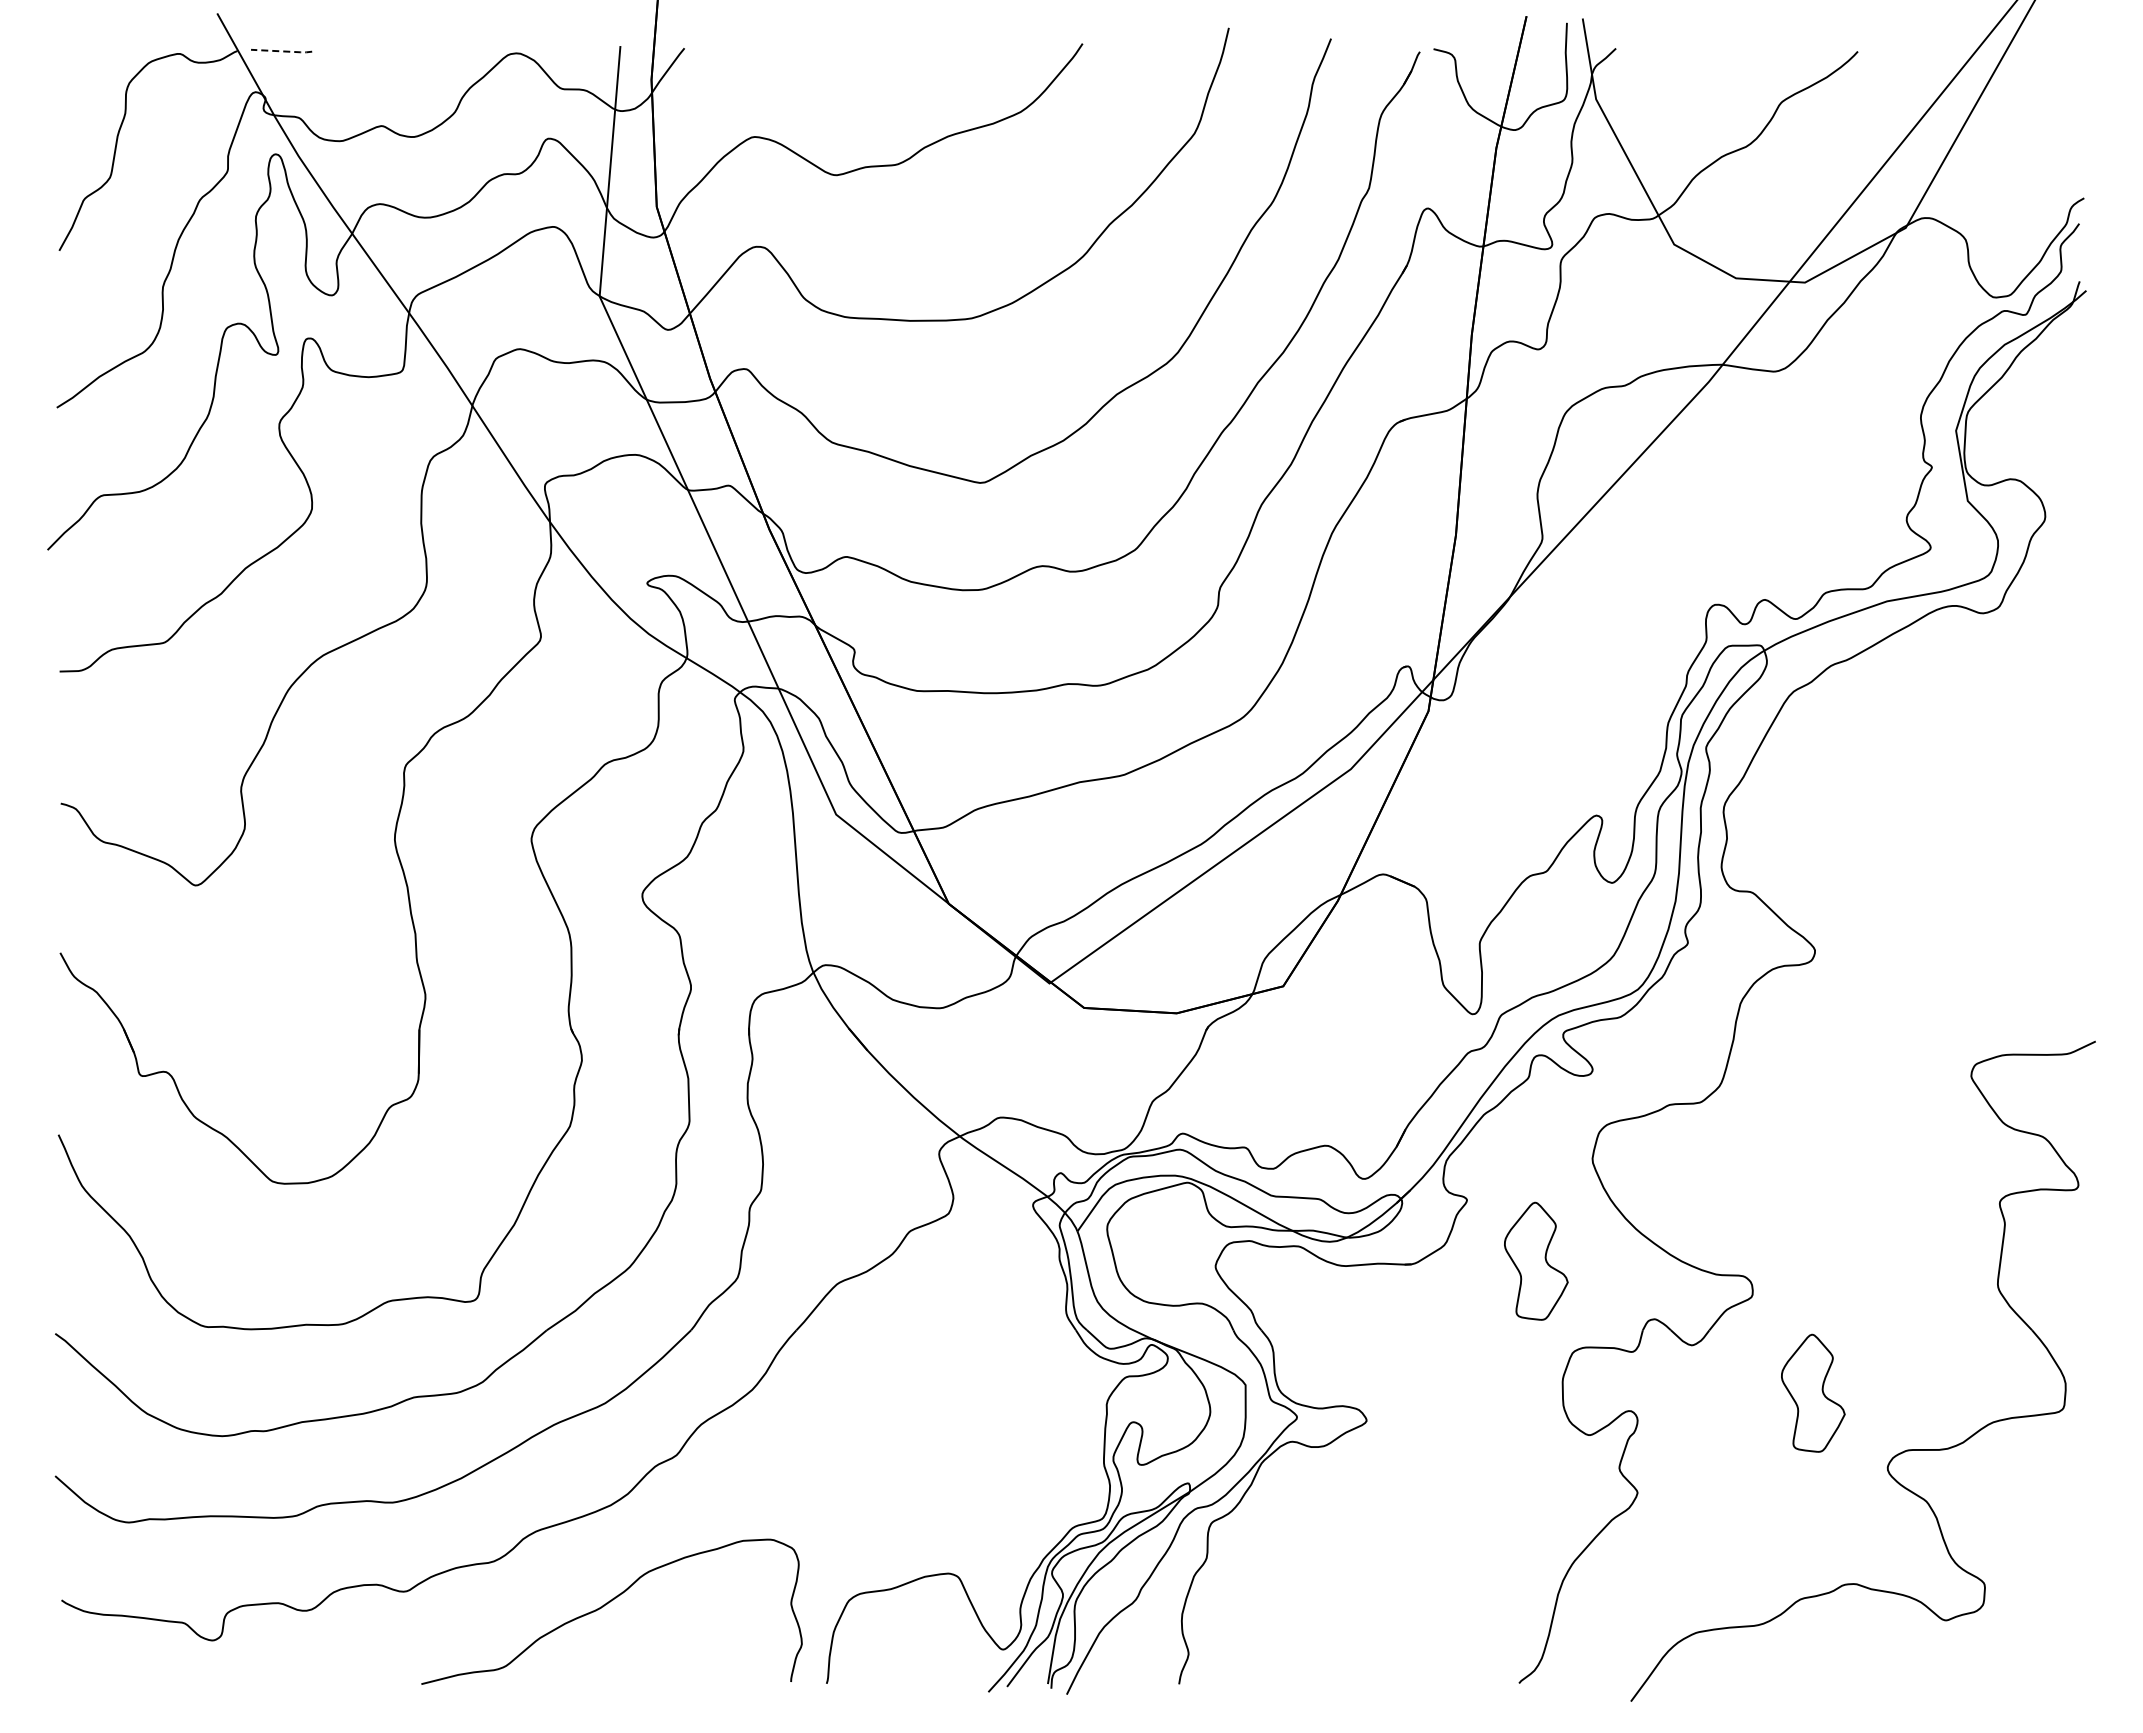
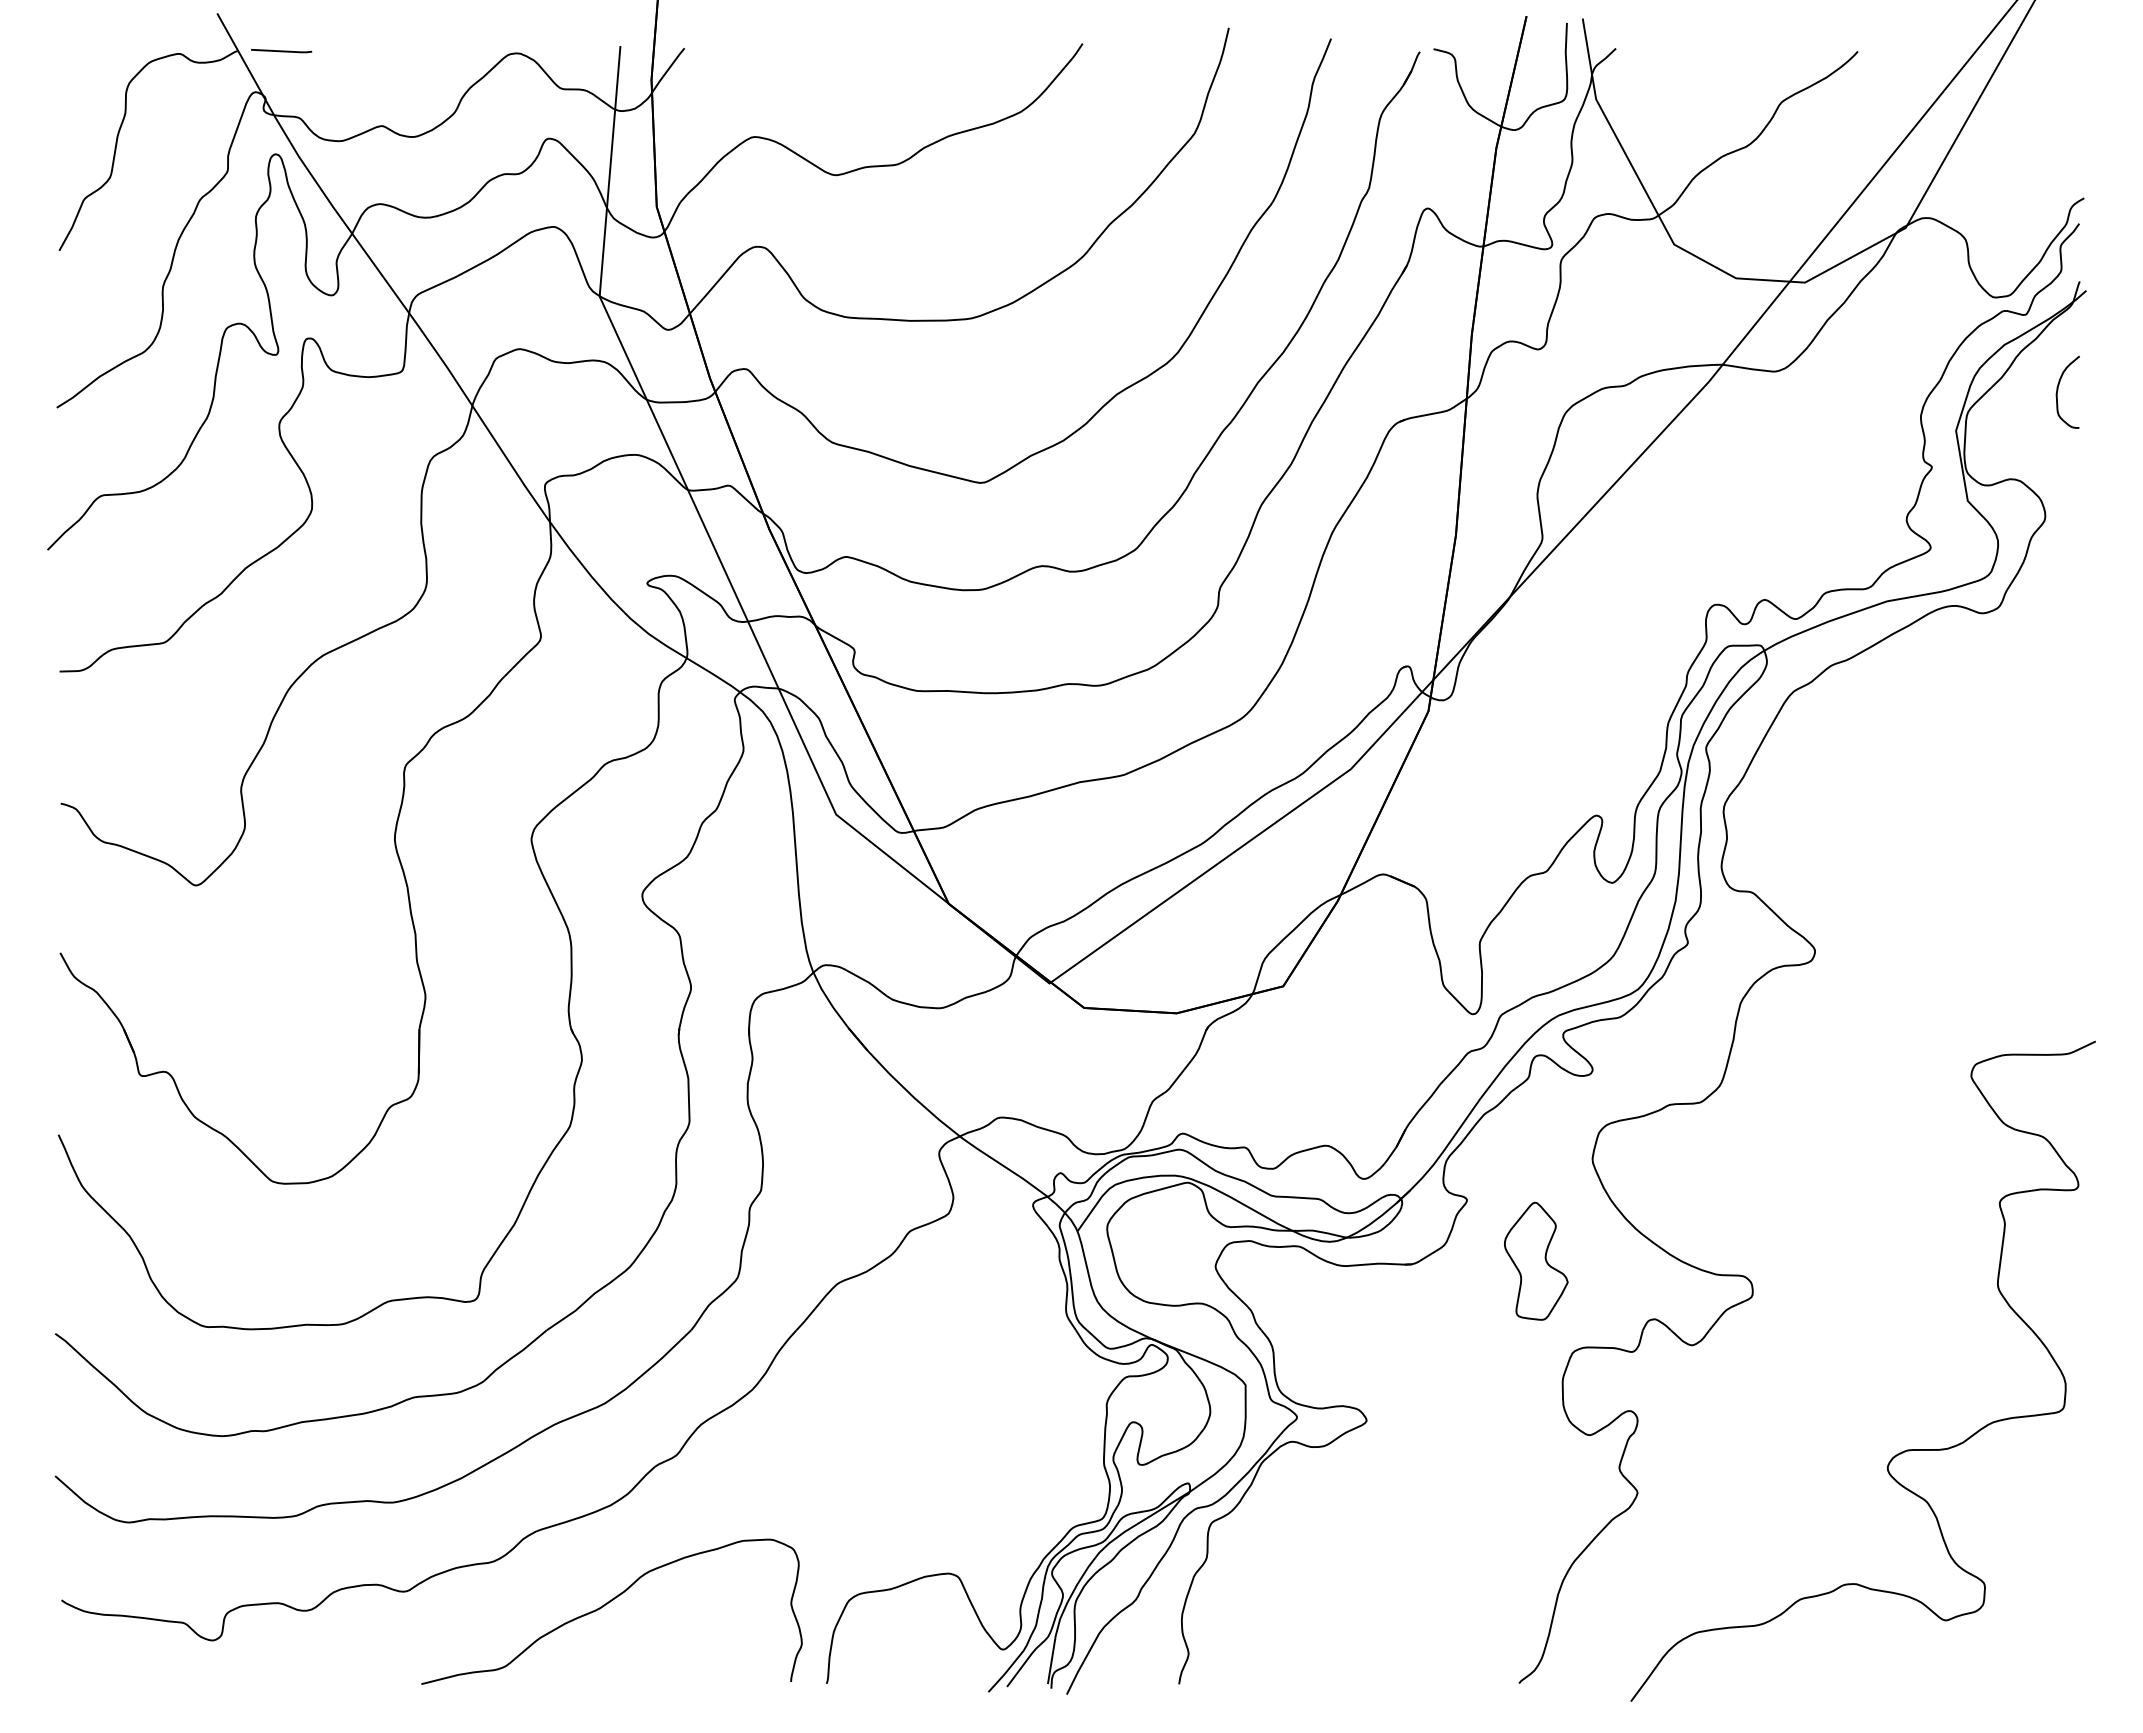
line: dashed -> solid (282, 51)
curve: none -> present (2058, 390)
part: present -> none (1813, 1392)
